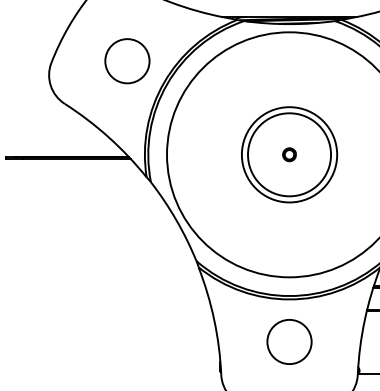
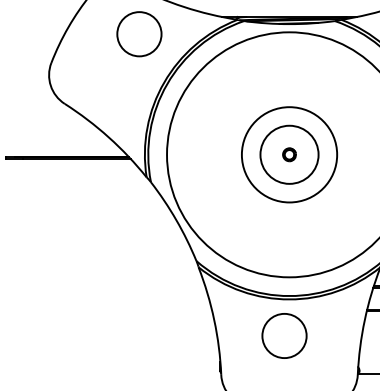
circle position: (127, 61) -> (139, 34) (139, 34)
circle diameter: 83 px -> 58 px (289, 154)
circle position: (289, 341) -> (284, 335) (284, 335)
